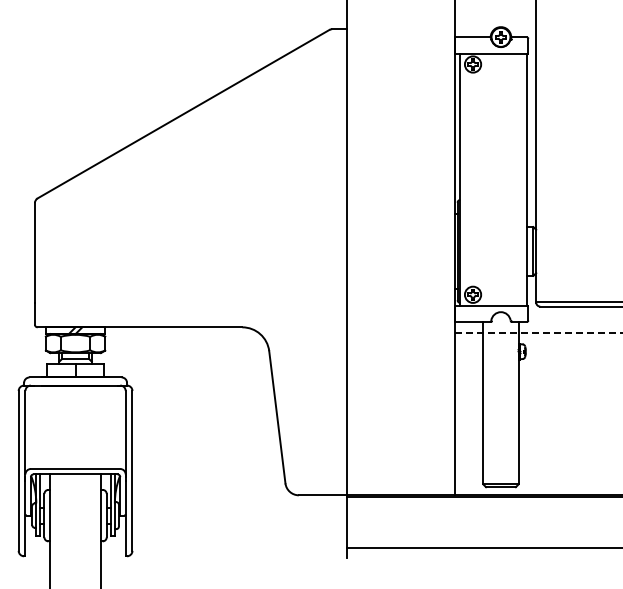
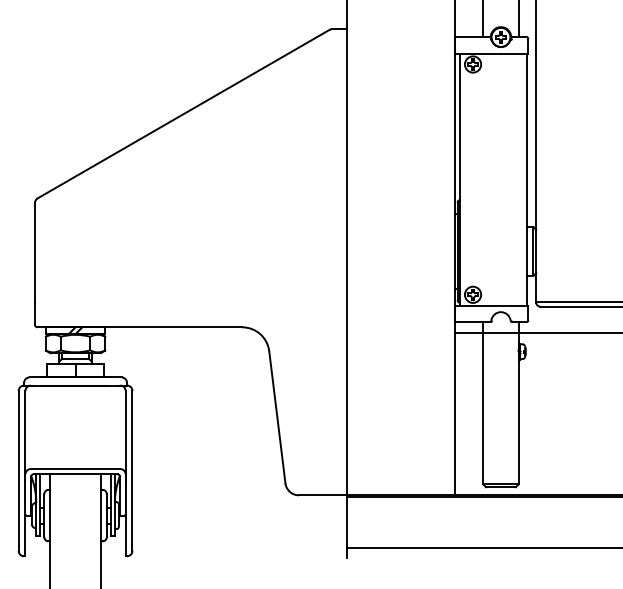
line: none -> present (483, 19)
line: none -> present (518, 19)
line: dashed -> solid (538, 332)
